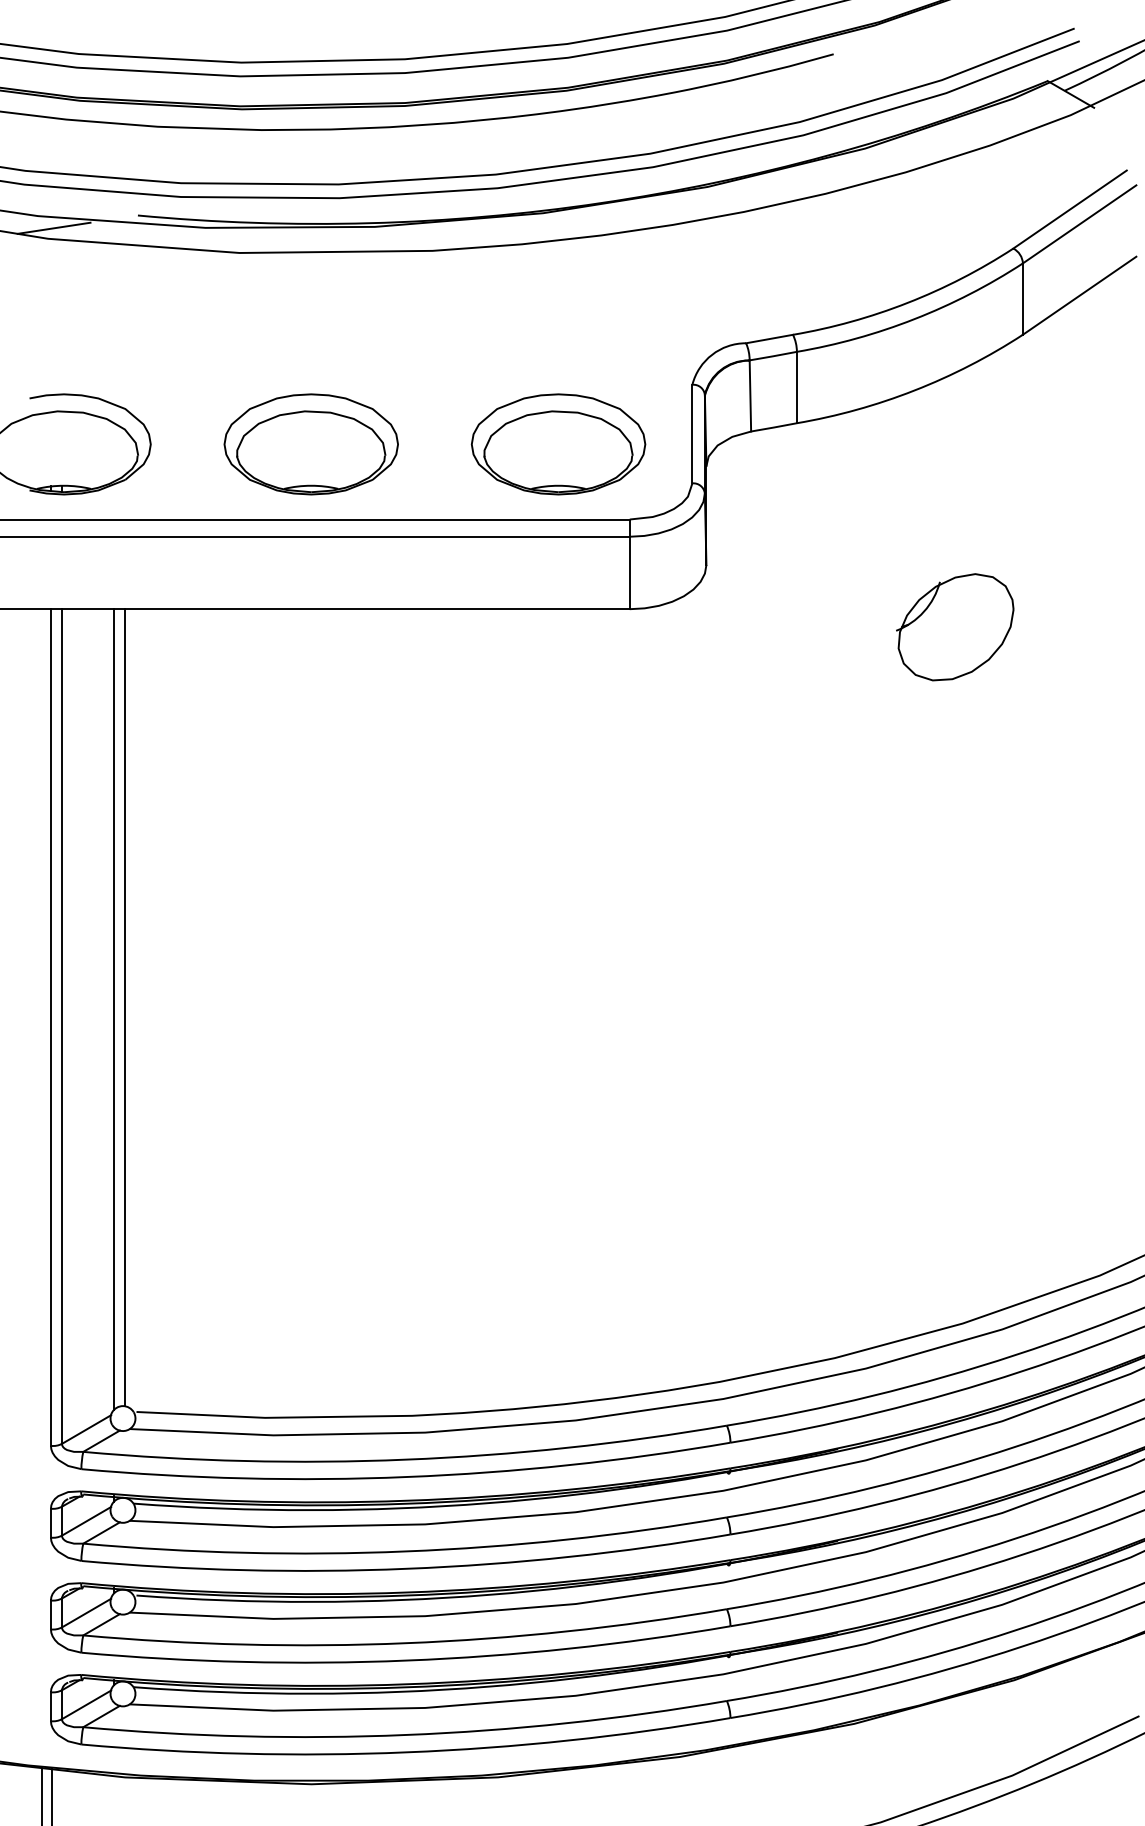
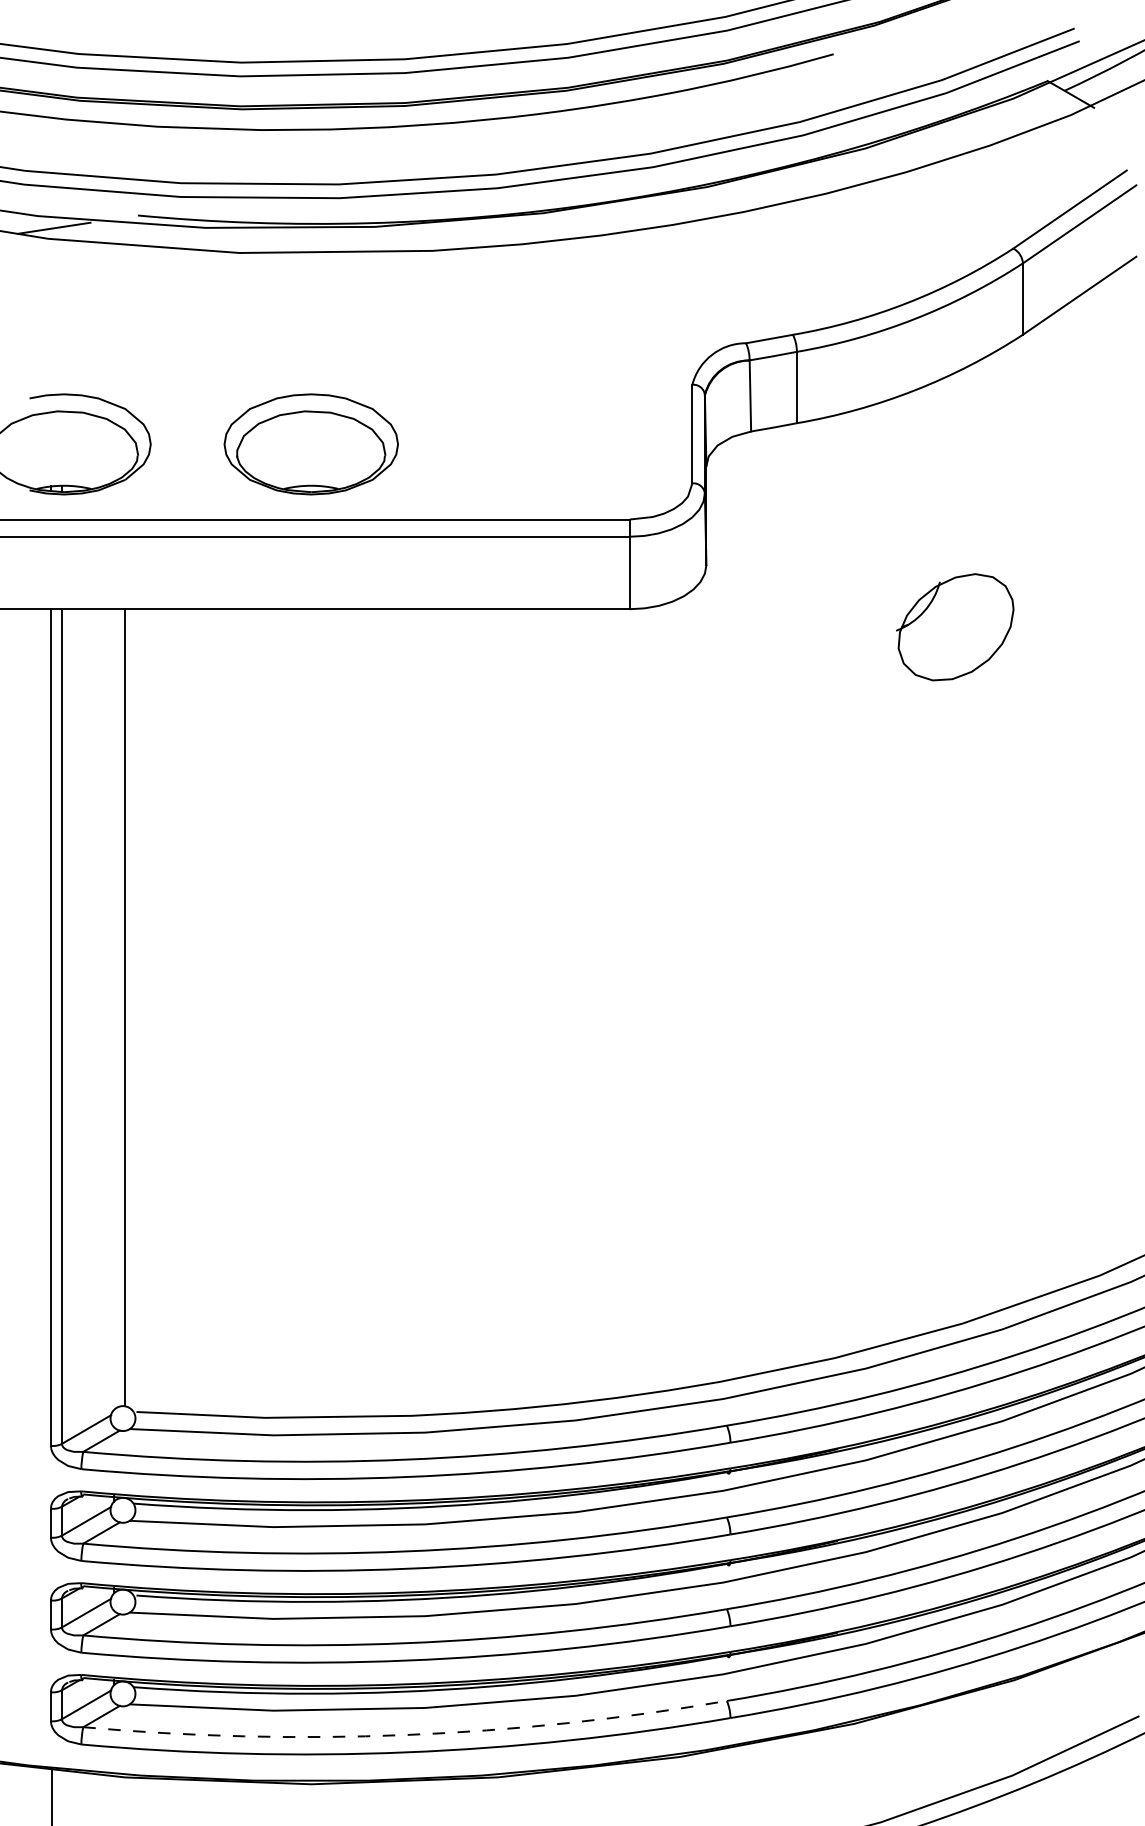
part: present -> none (558, 444)
line: present -> none (114, 1009)
arc: solid -> dashed (405, 1735)
line: present -> none (42, 1795)
